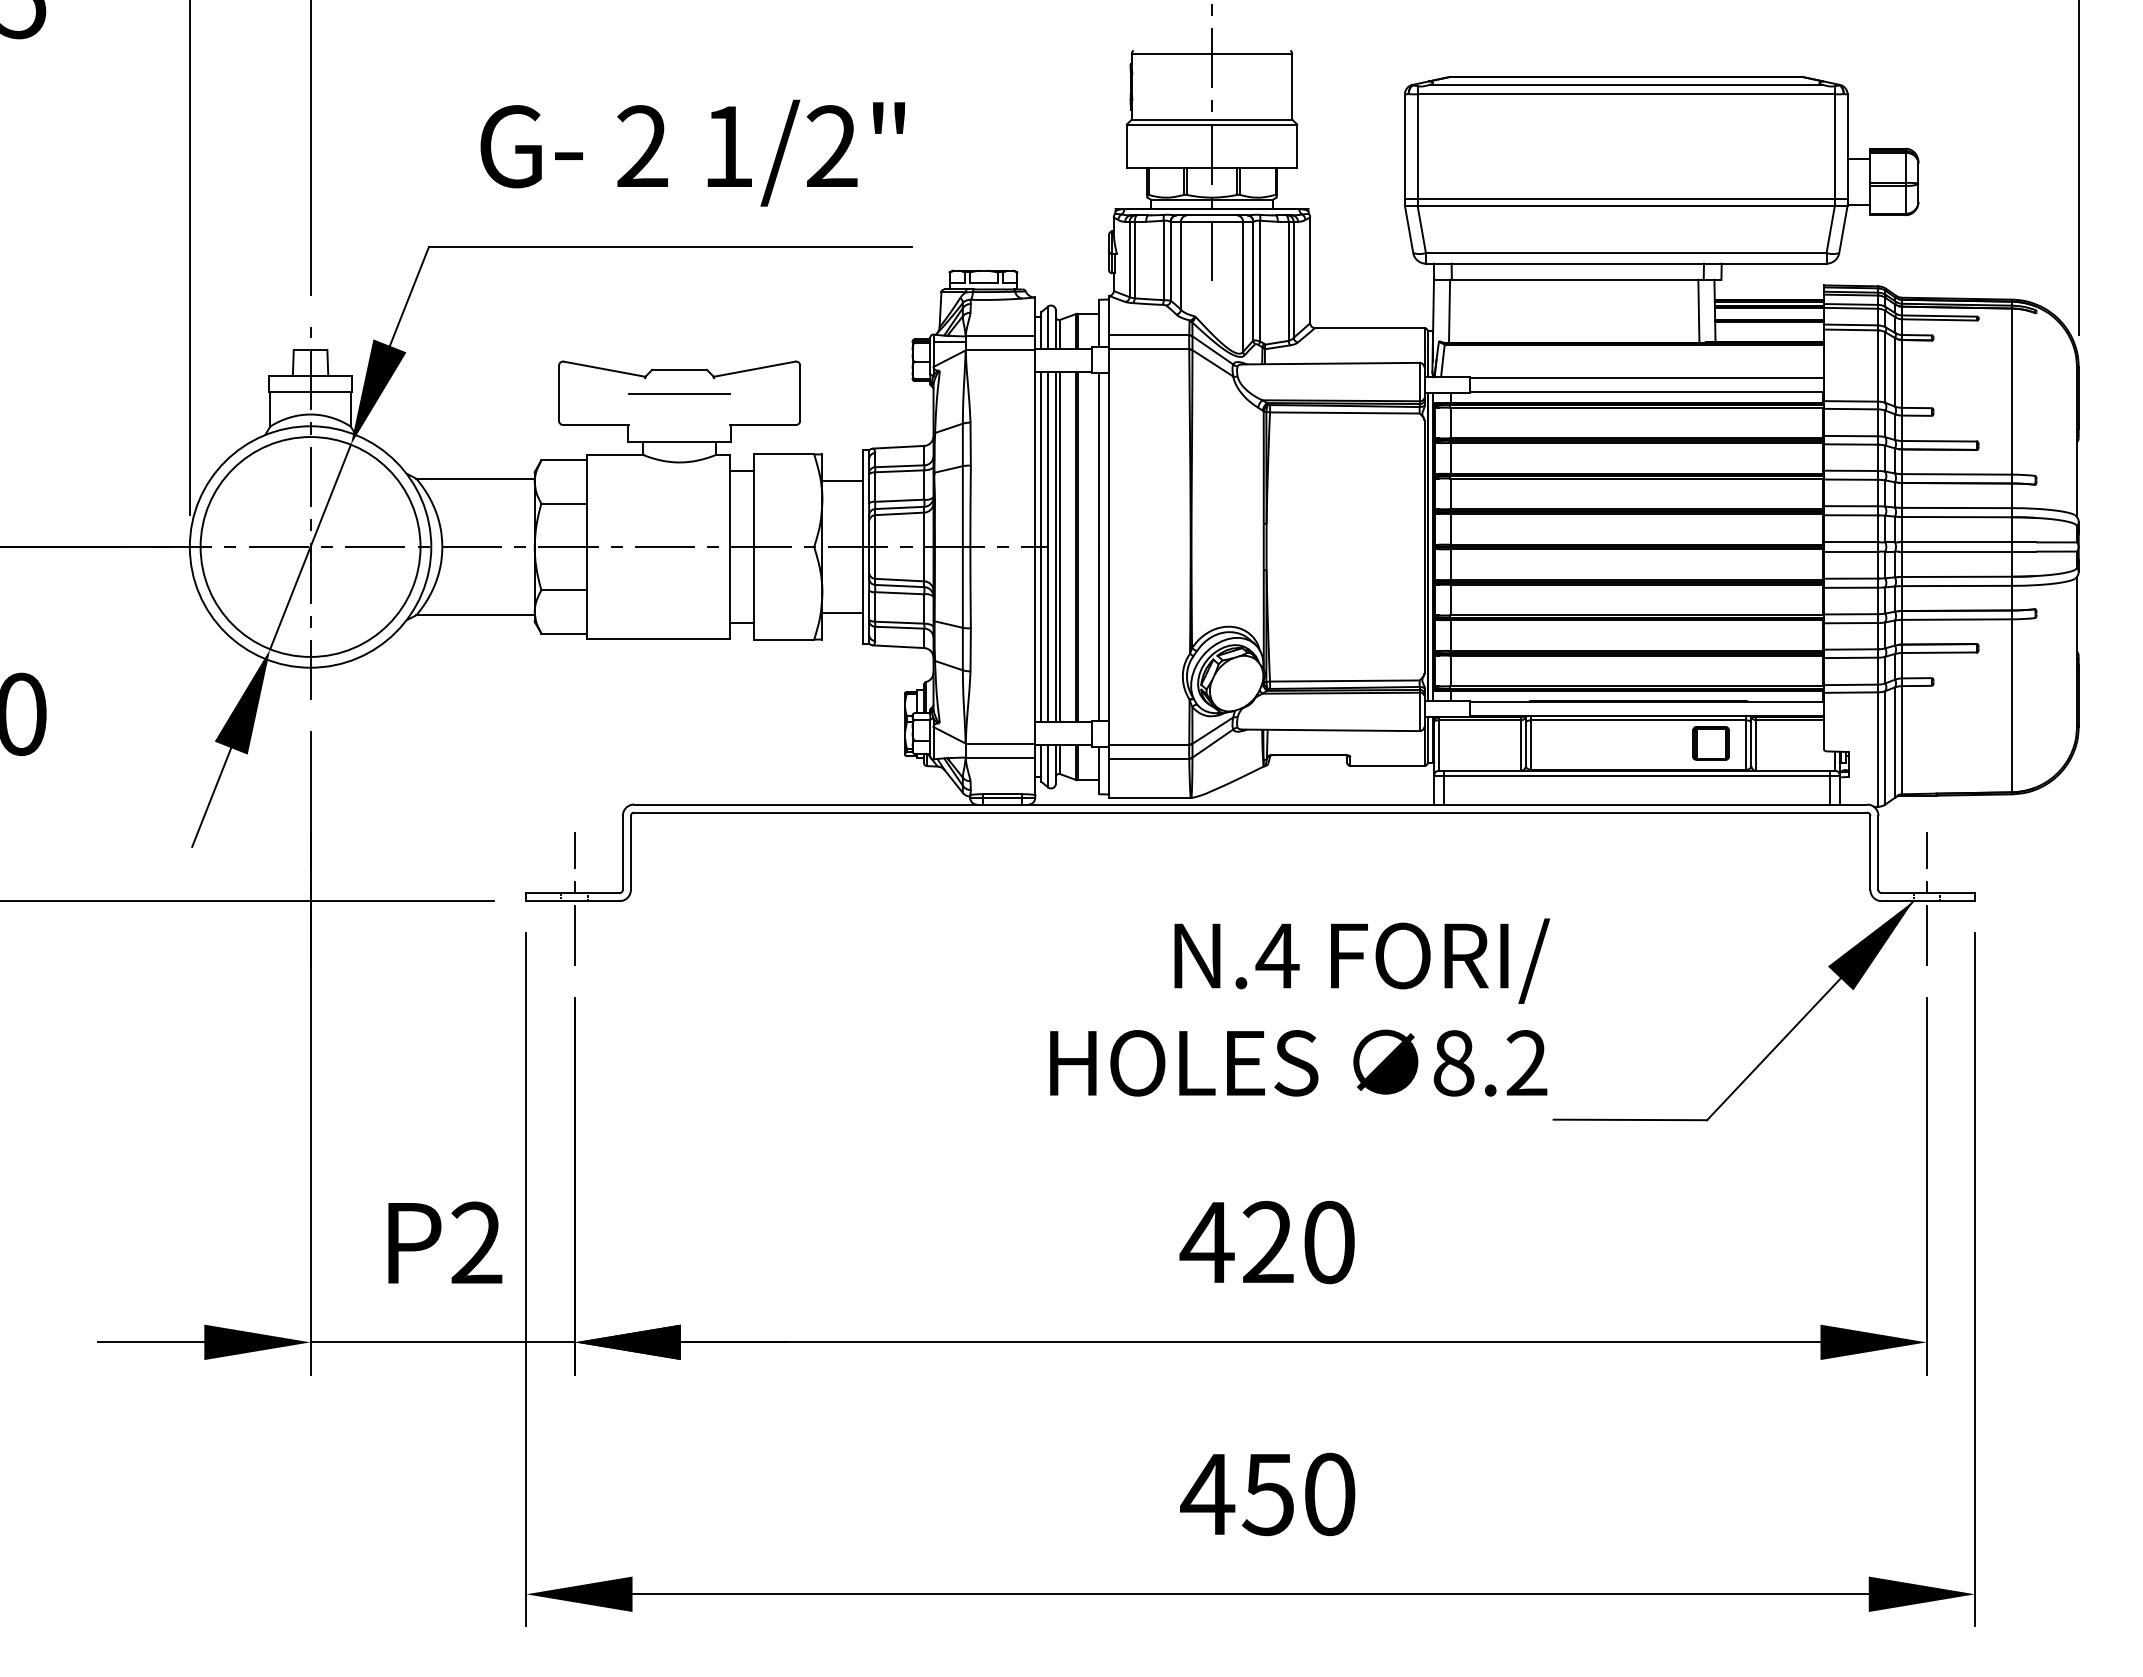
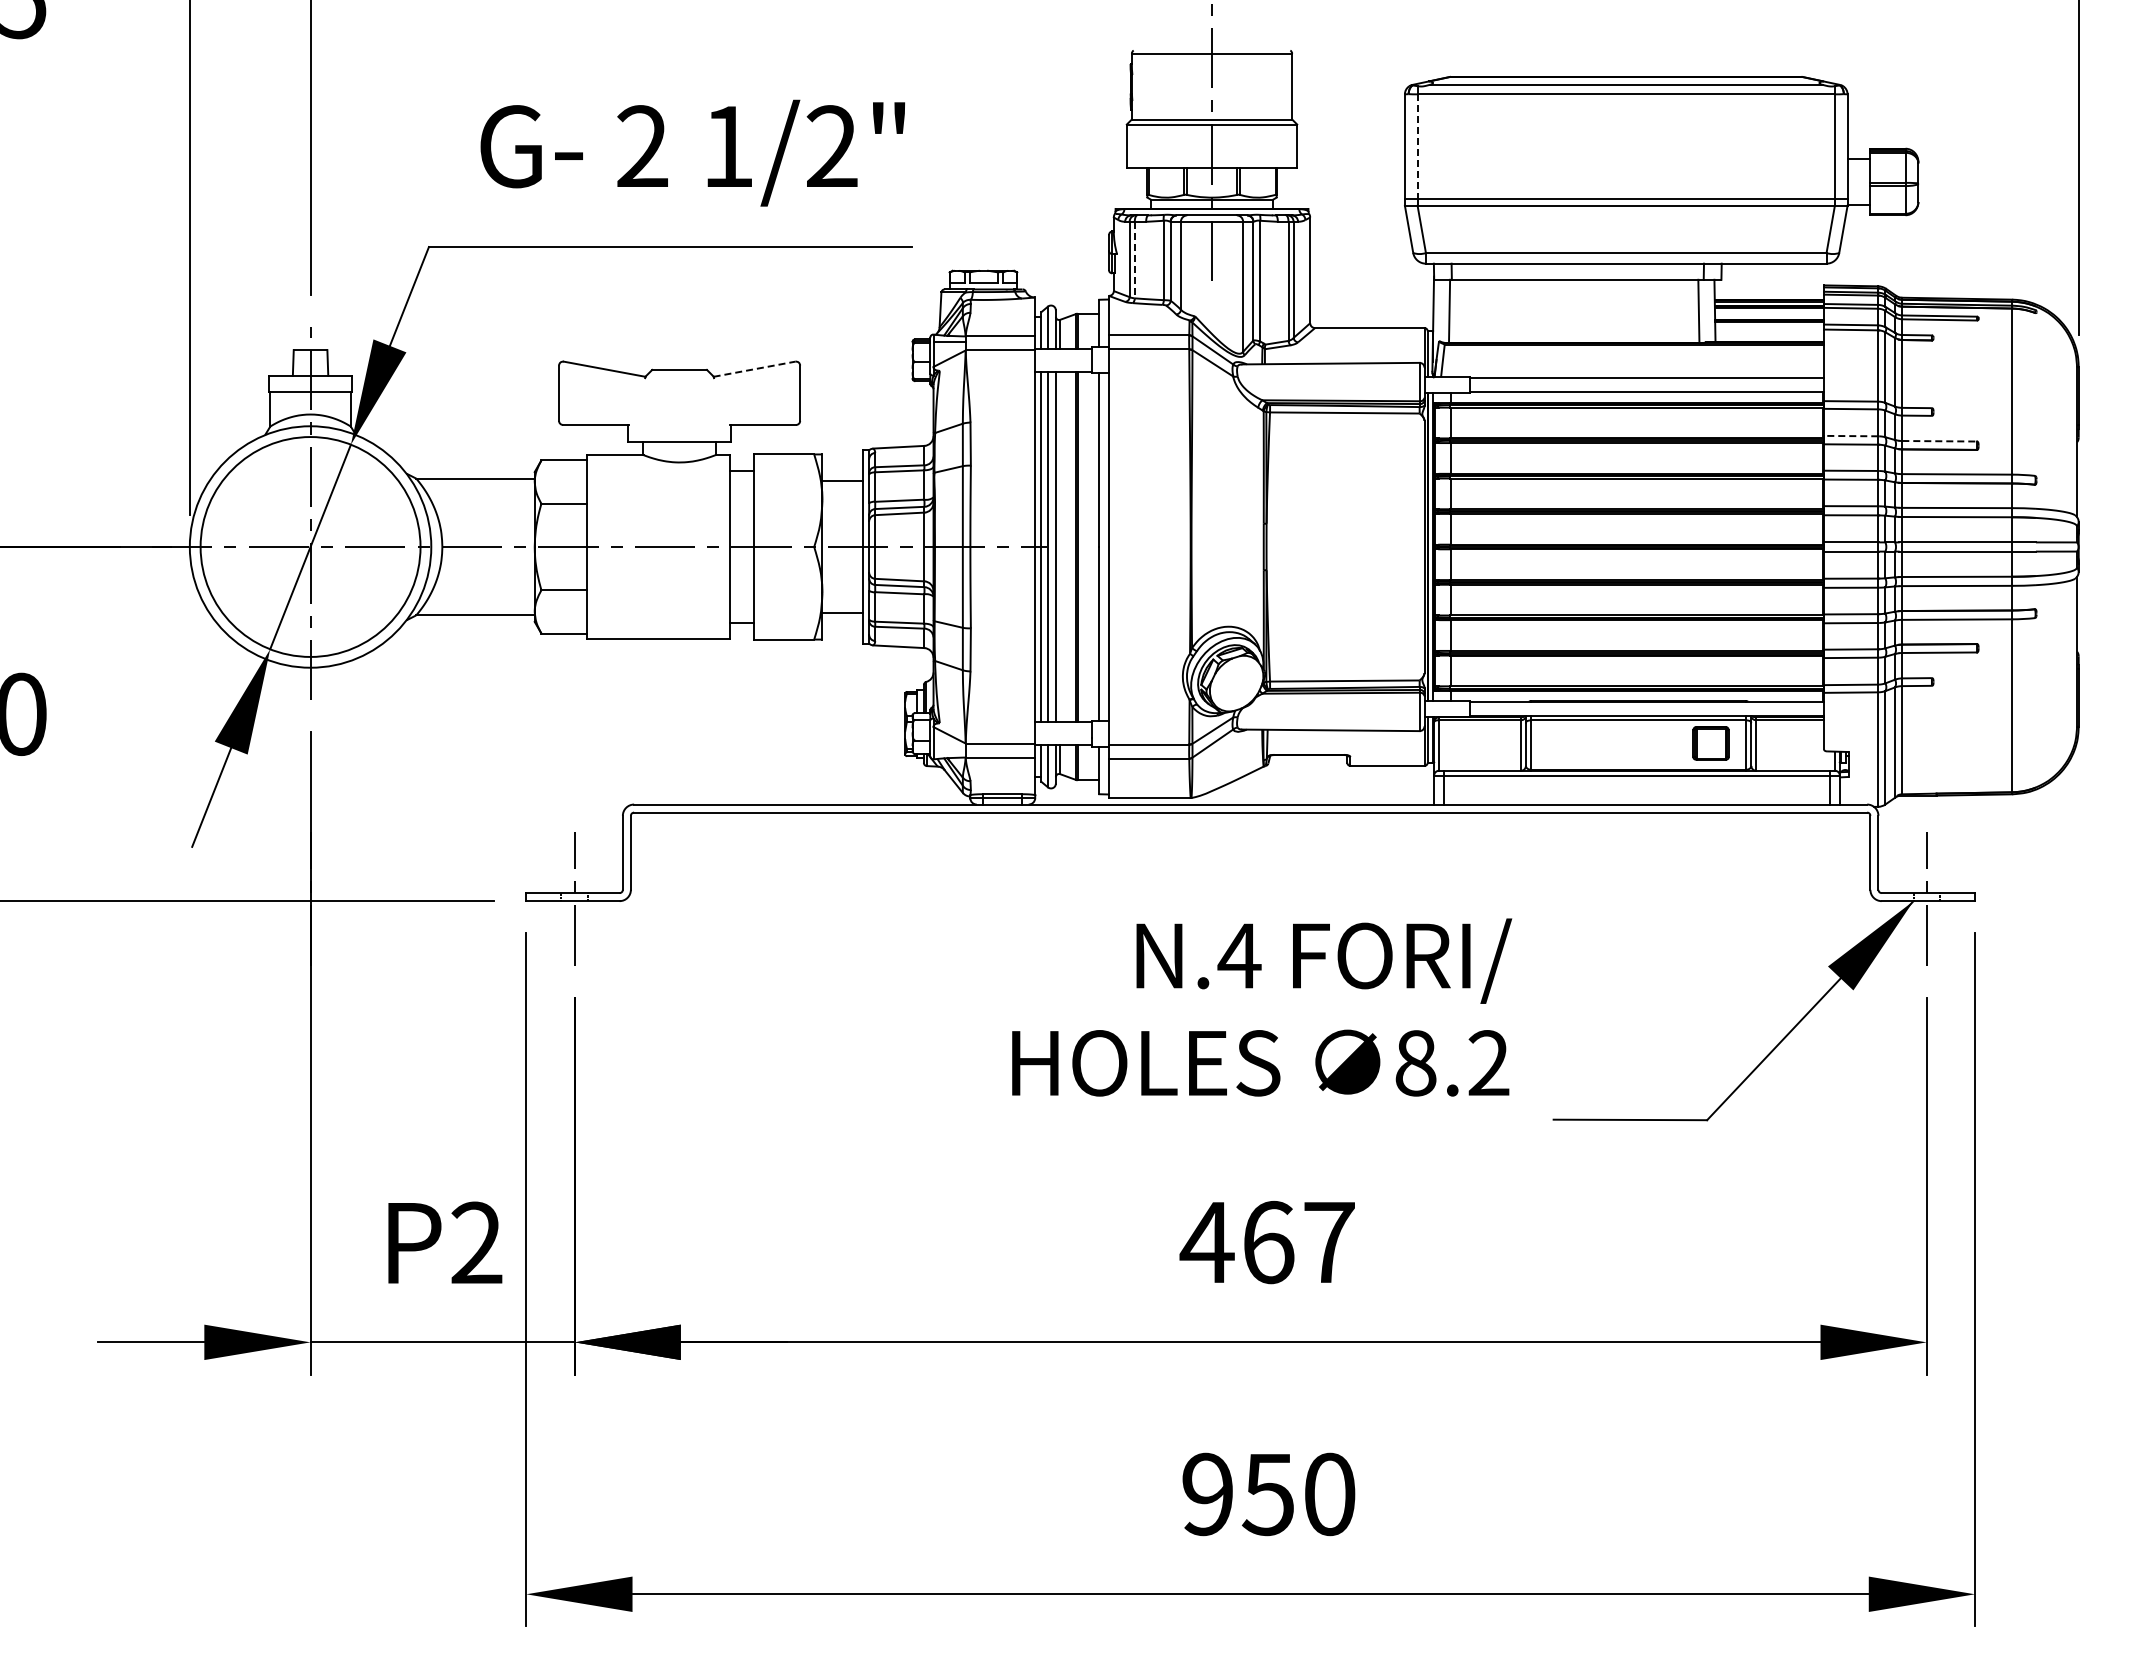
line: solid -> dashed (1417, 147)
line: solid -> dashed (1134, 260)
line: solid -> dashed (754, 369)
line: present -> none (679, 393)
line: solid -> dashed (1850, 436)
line: solid -> dashed (1940, 441)
line: present -> none (1060, 546)
text position: (1300, 1007) -> (1262, 1007) (1262, 1007)
text: 420 -> 467 (1298, 1242)
text: 450 -> 950 (1207, 1494)
